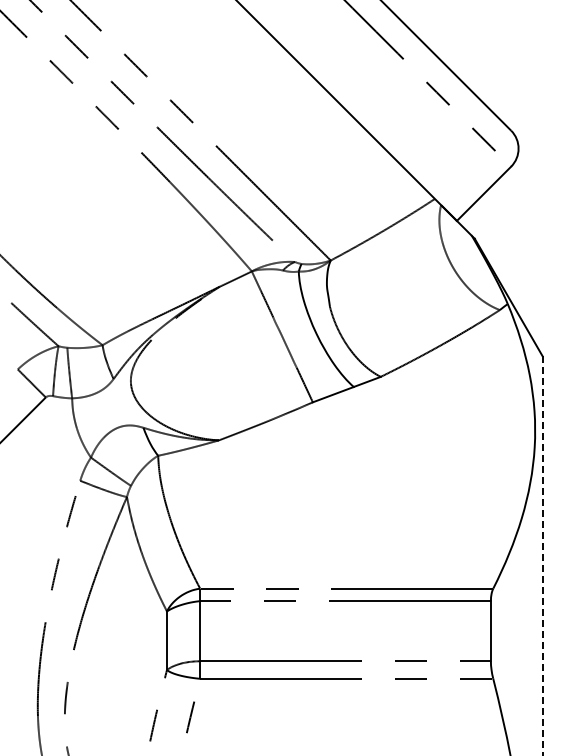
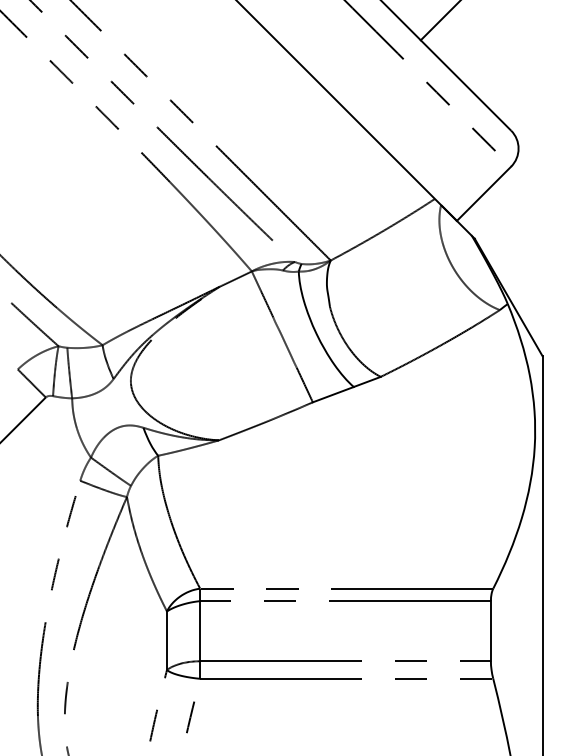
line: none -> present (439, 21)
line: dashed -> solid (542, 556)
